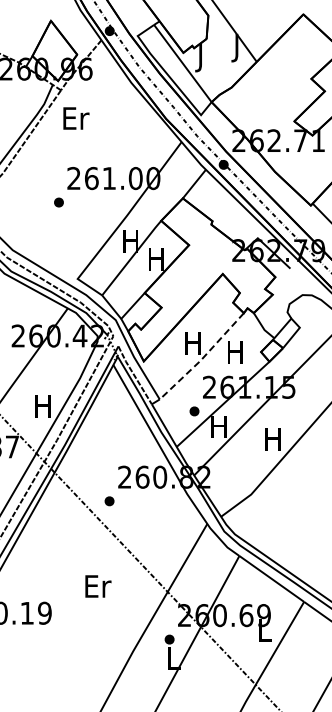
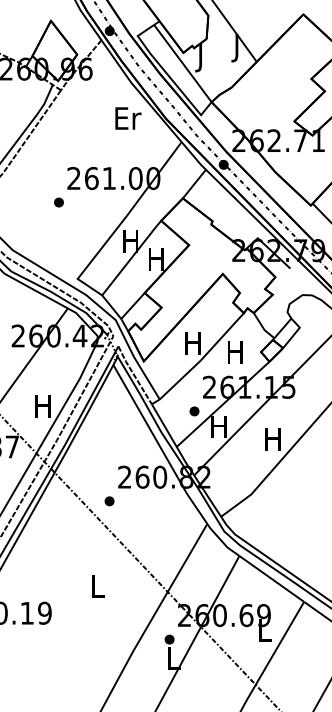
text position: (76, 118) -> (128, 118) (128, 118)
line: dashed -> solid (202, 358)
text: Er -> L (98, 586)
